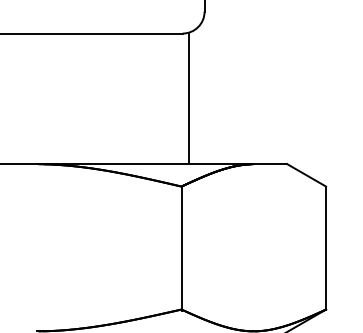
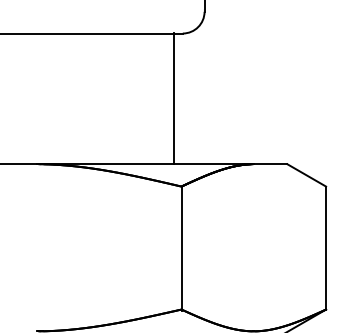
line position: (189, 98) -> (174, 98) (174, 98)
